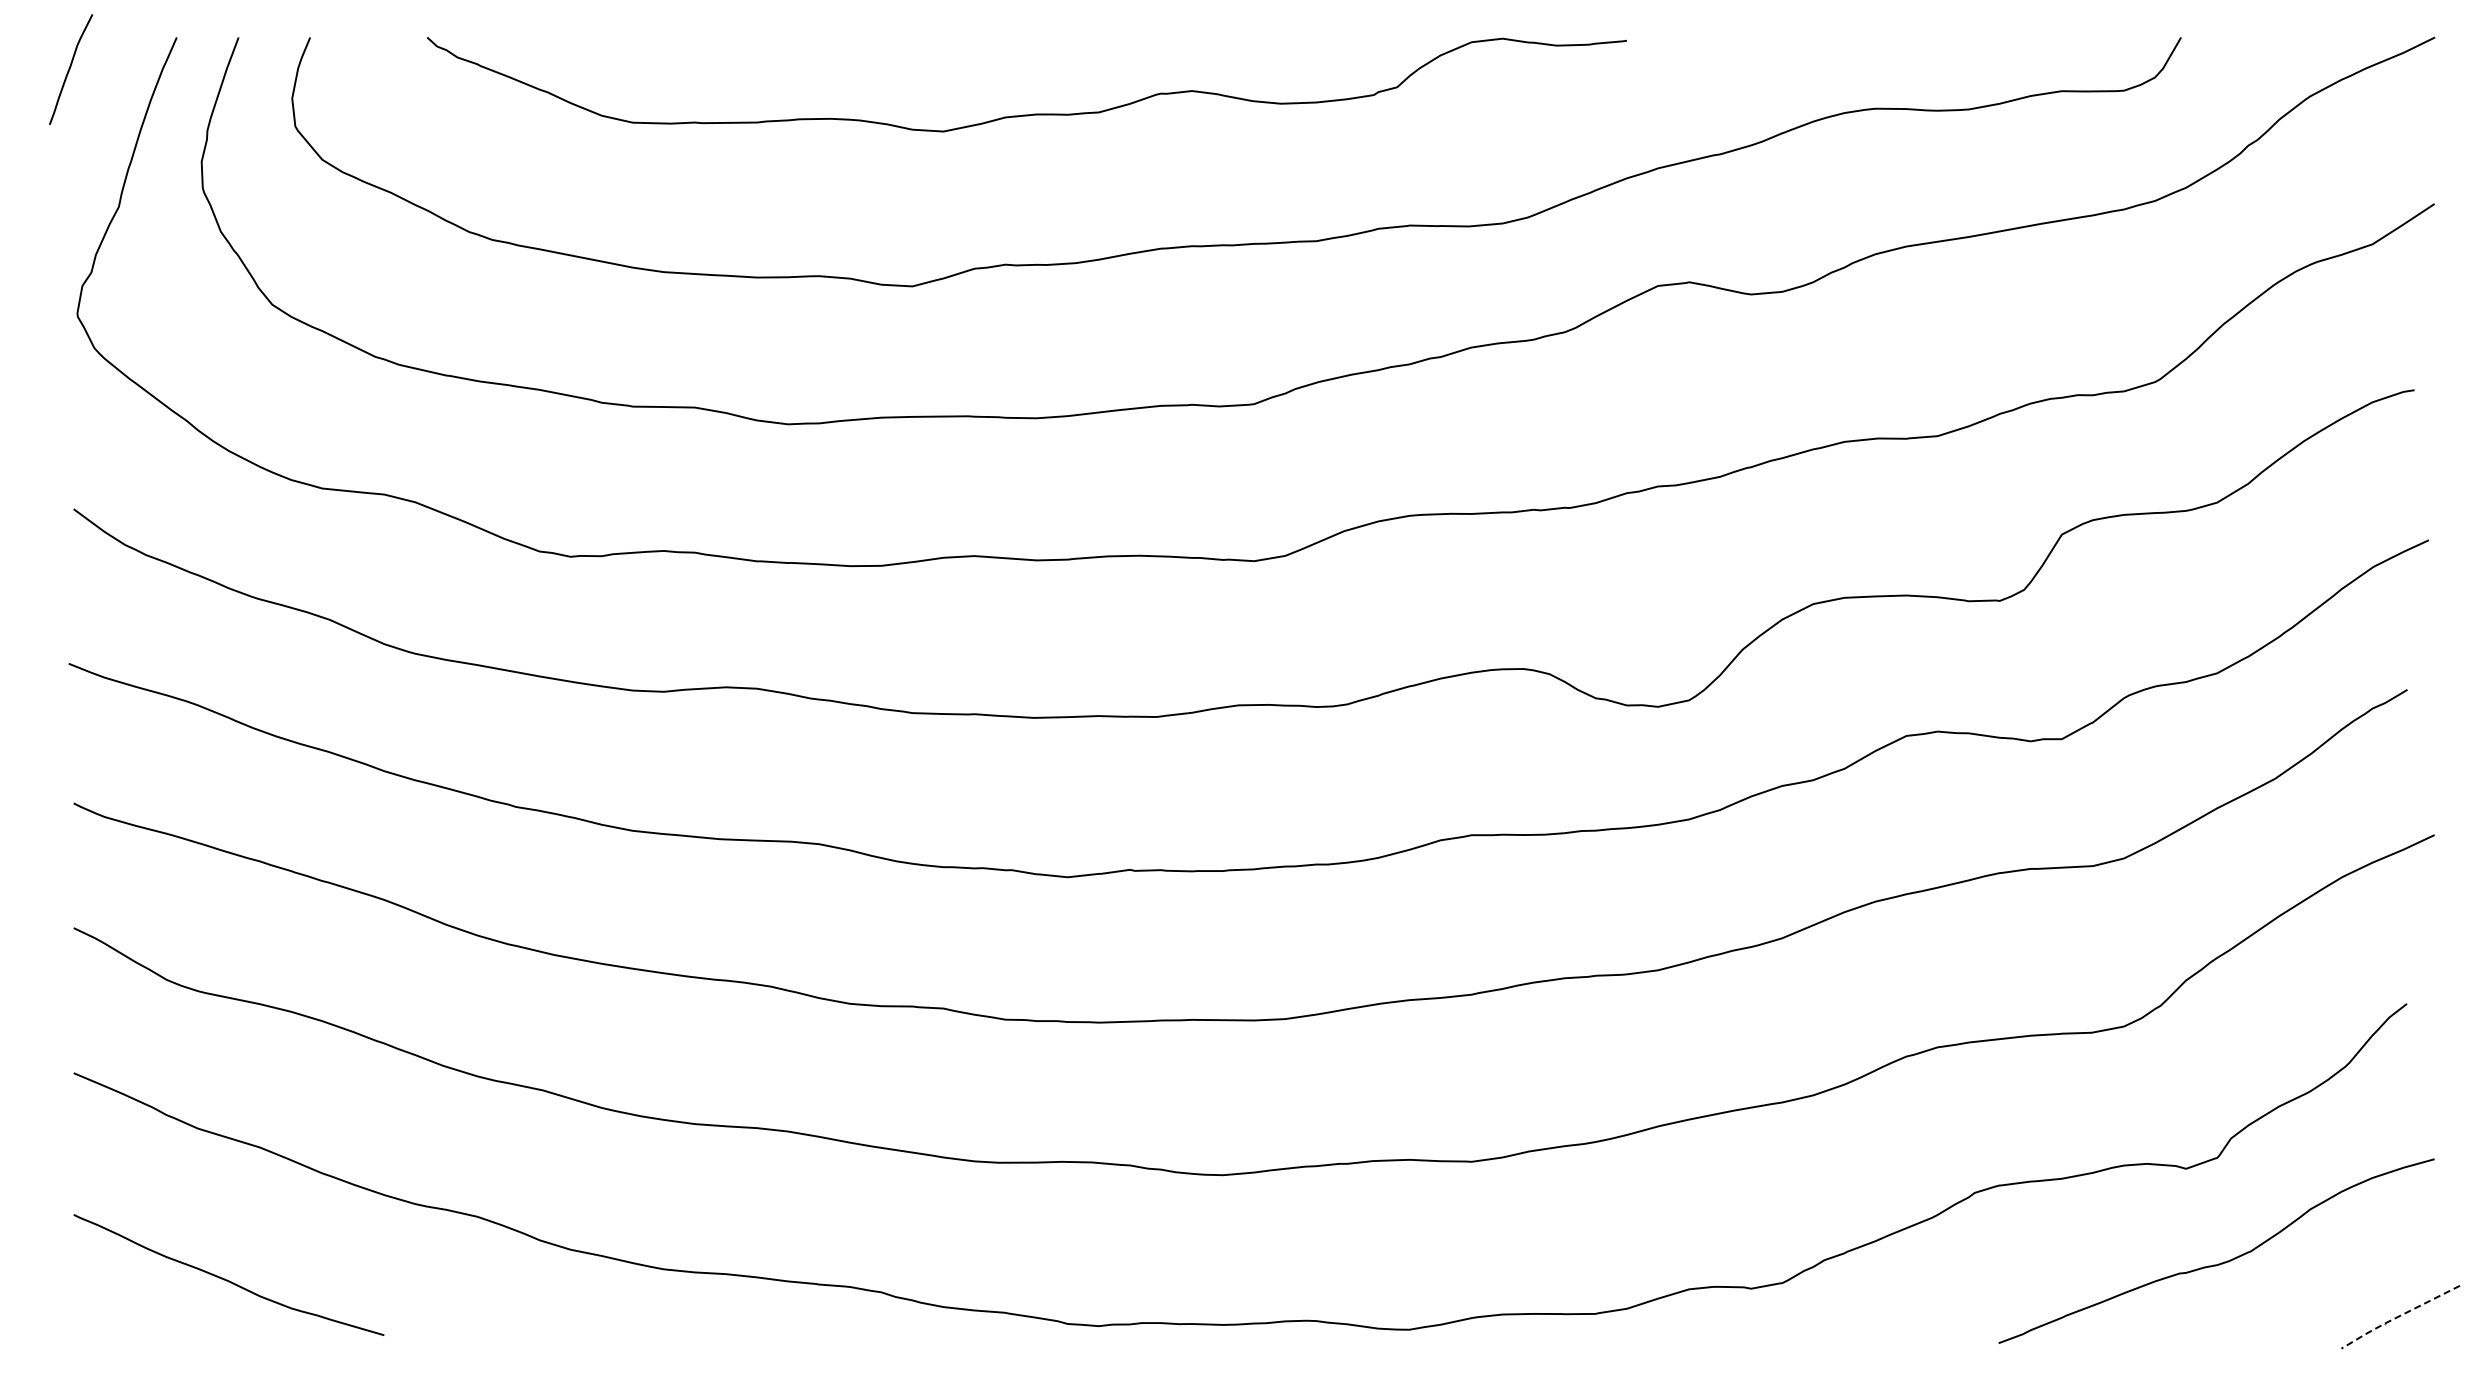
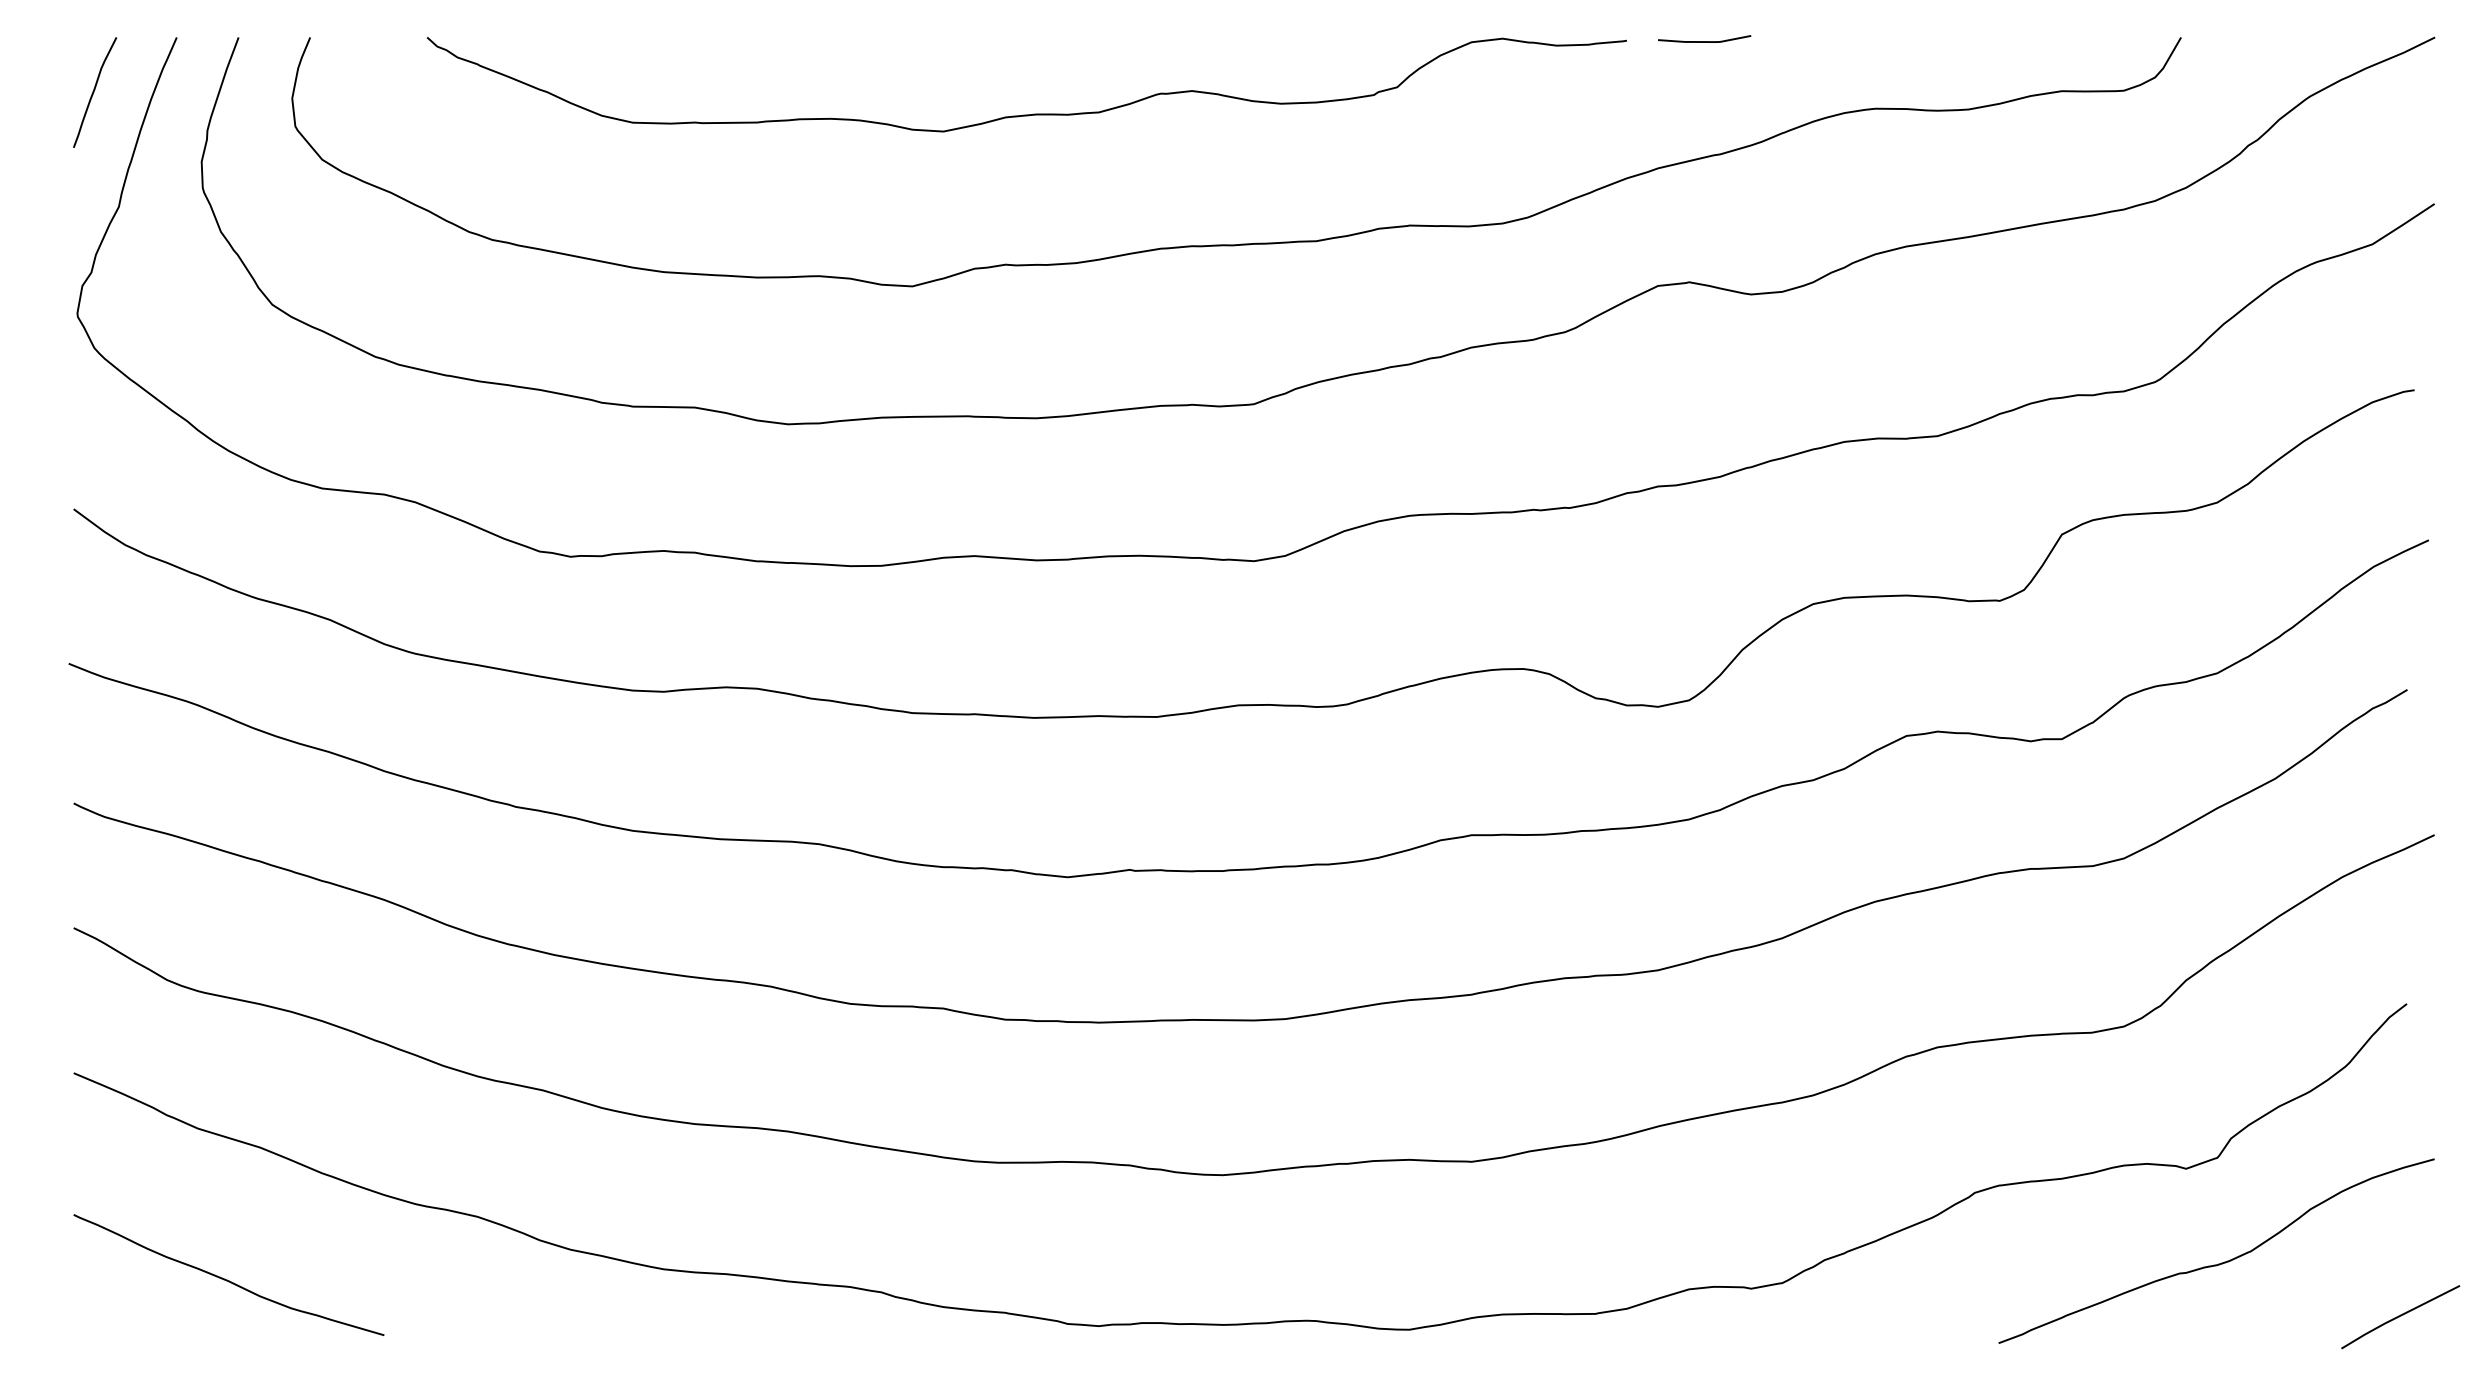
line: none -> present (1704, 41)
curve position: (70, 69) -> (94, 92) (94, 92)
line: dashed -> solid (2398, 1316)
